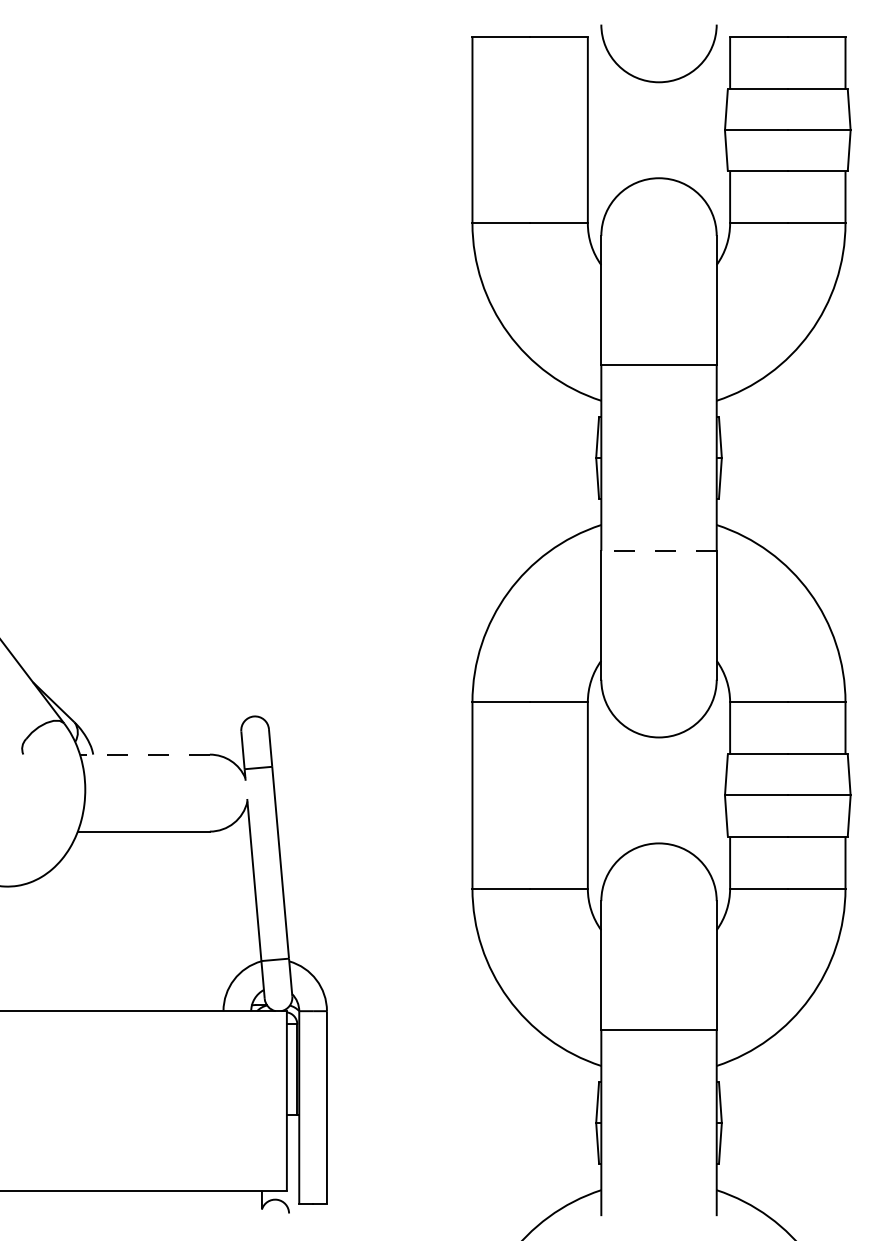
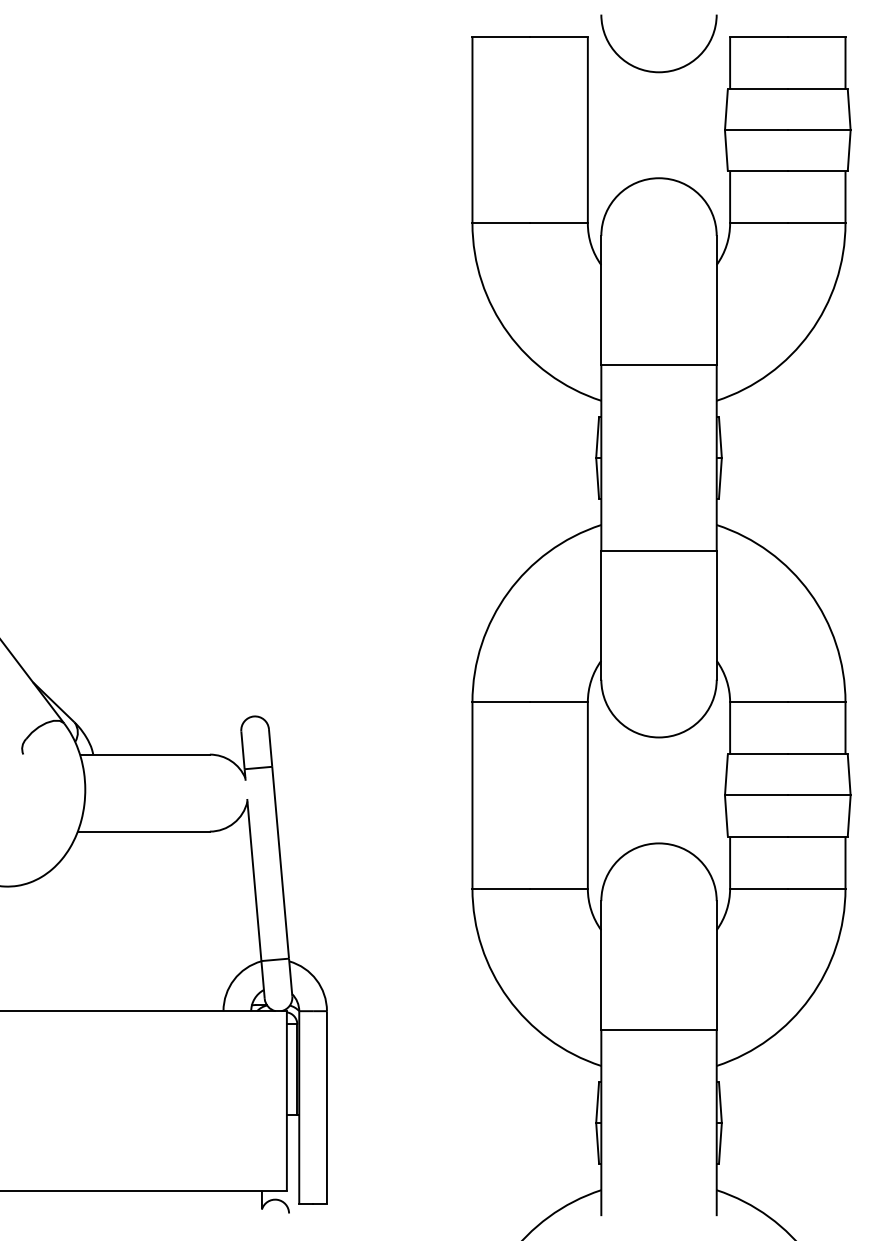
arc position: (651, 80) -> (651, 70) (651, 70)
line: dashed -> solid (659, 550)
line: dashed -> solid (145, 754)
